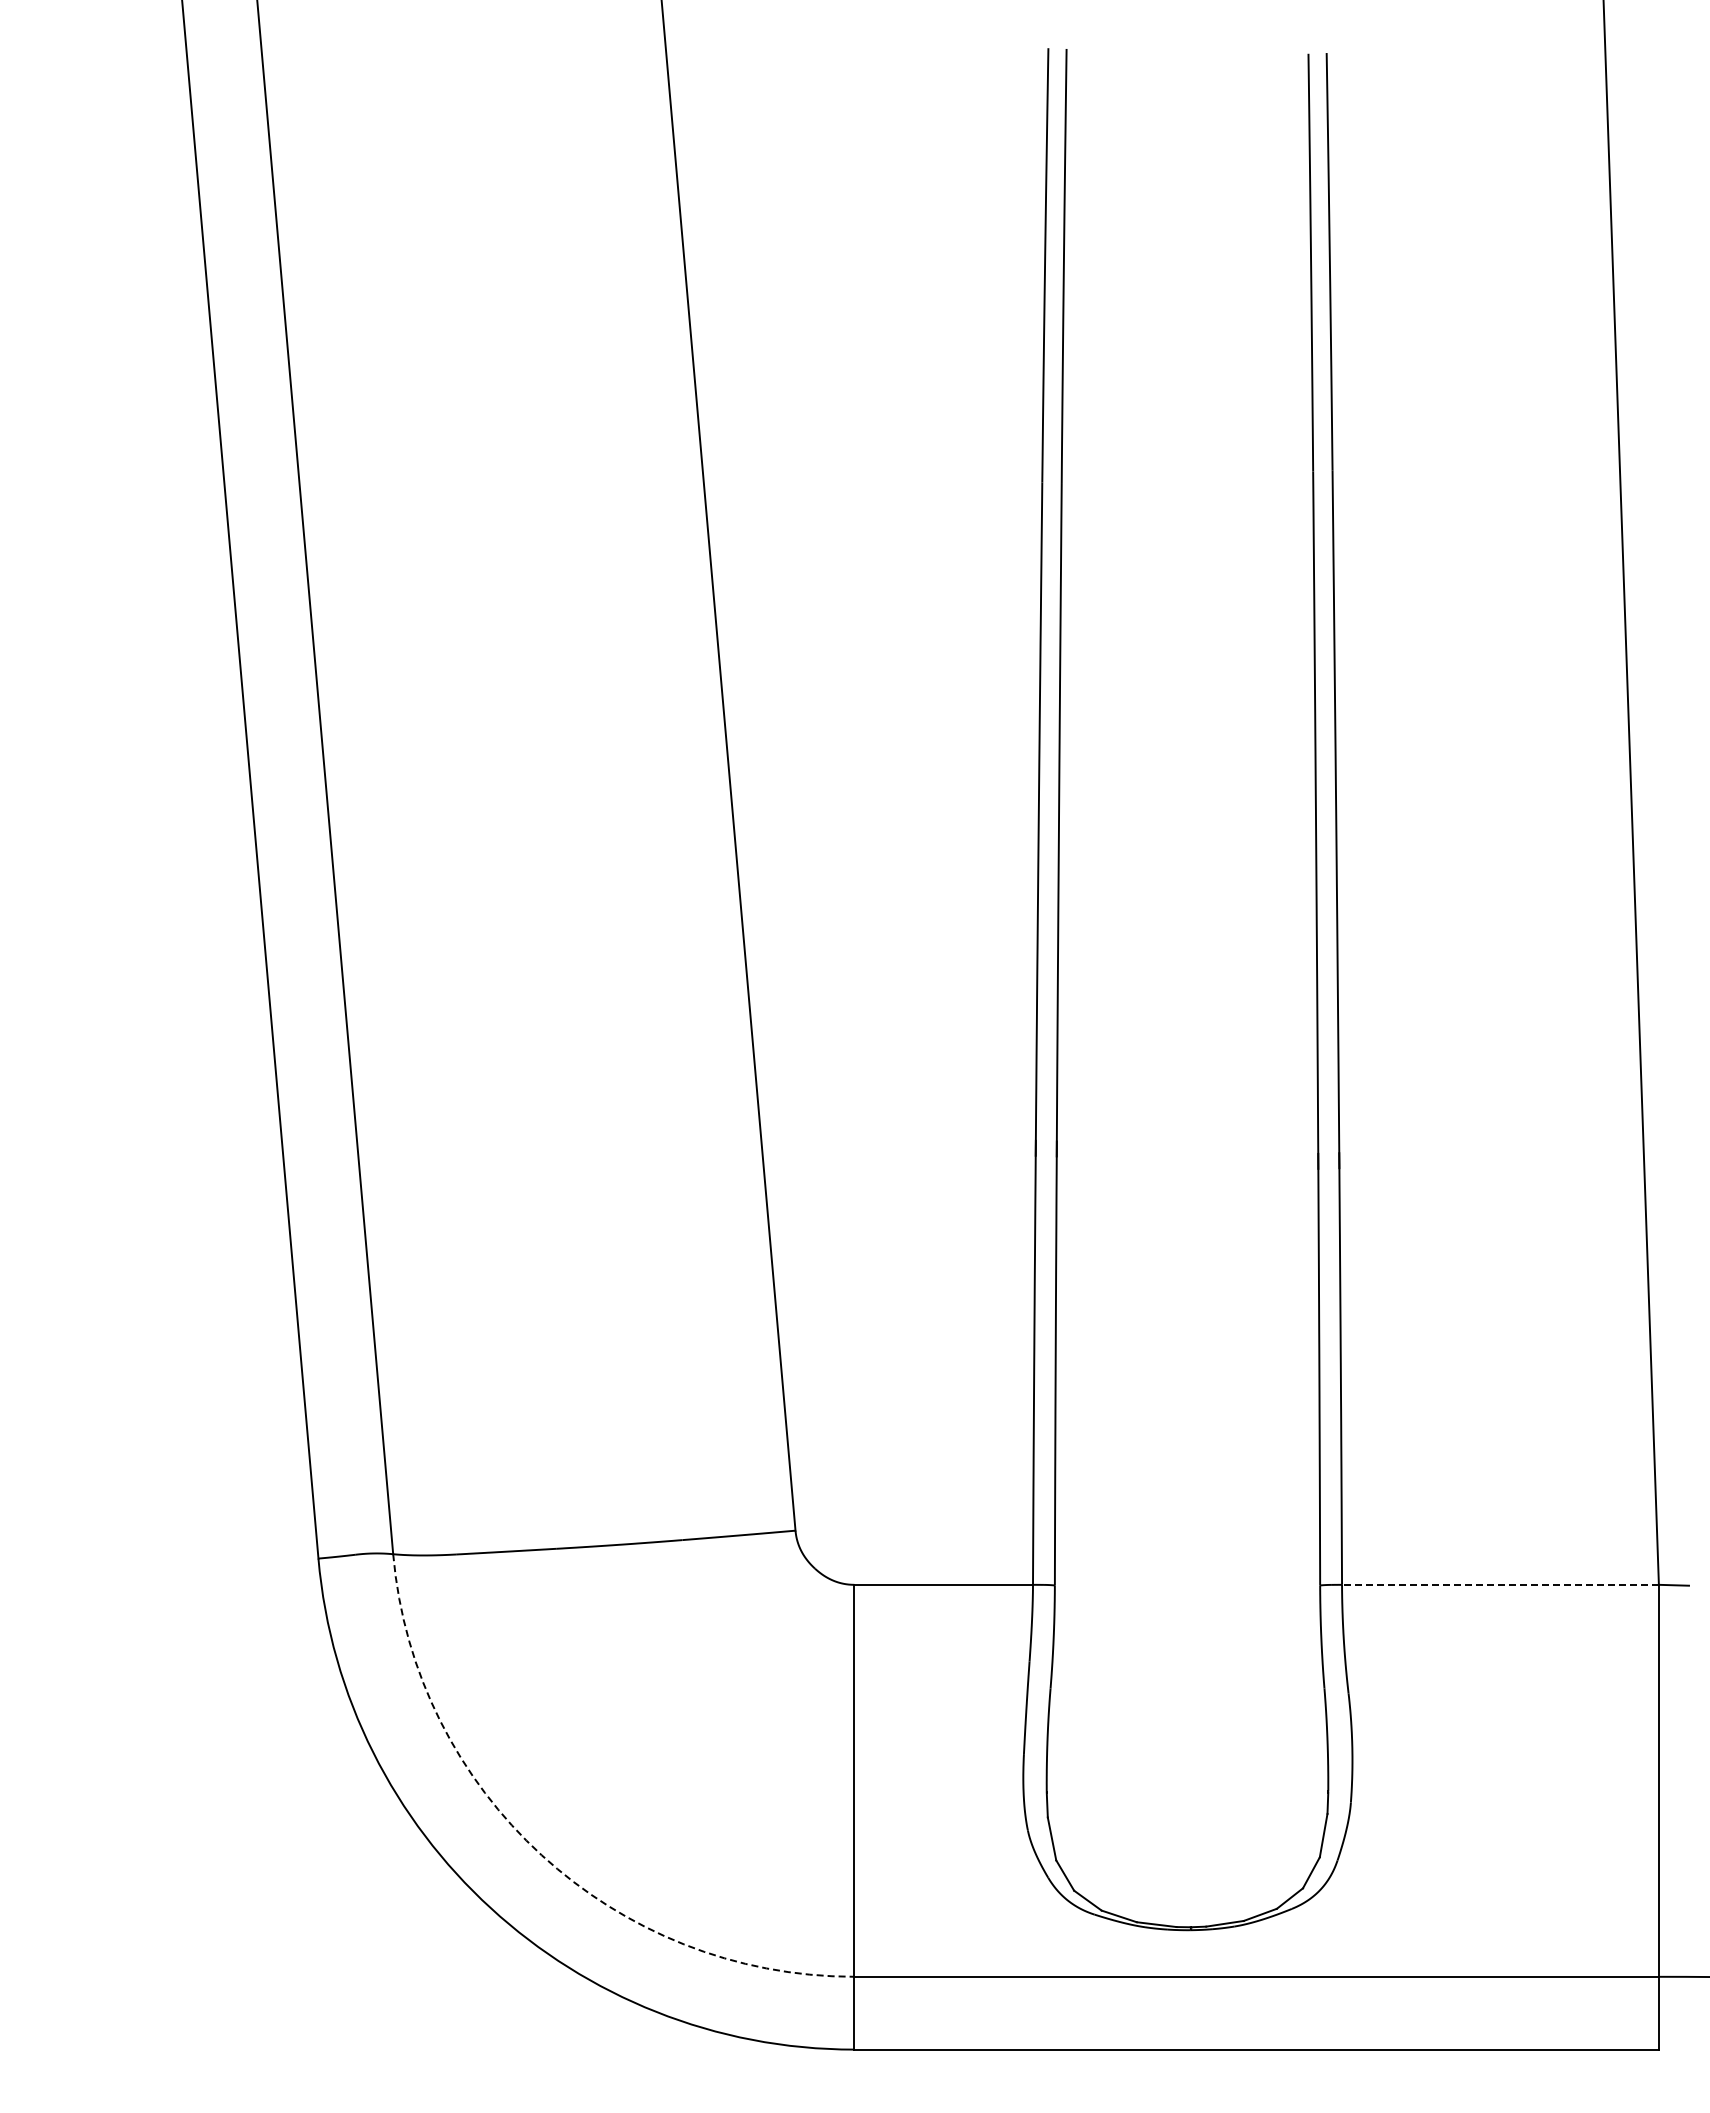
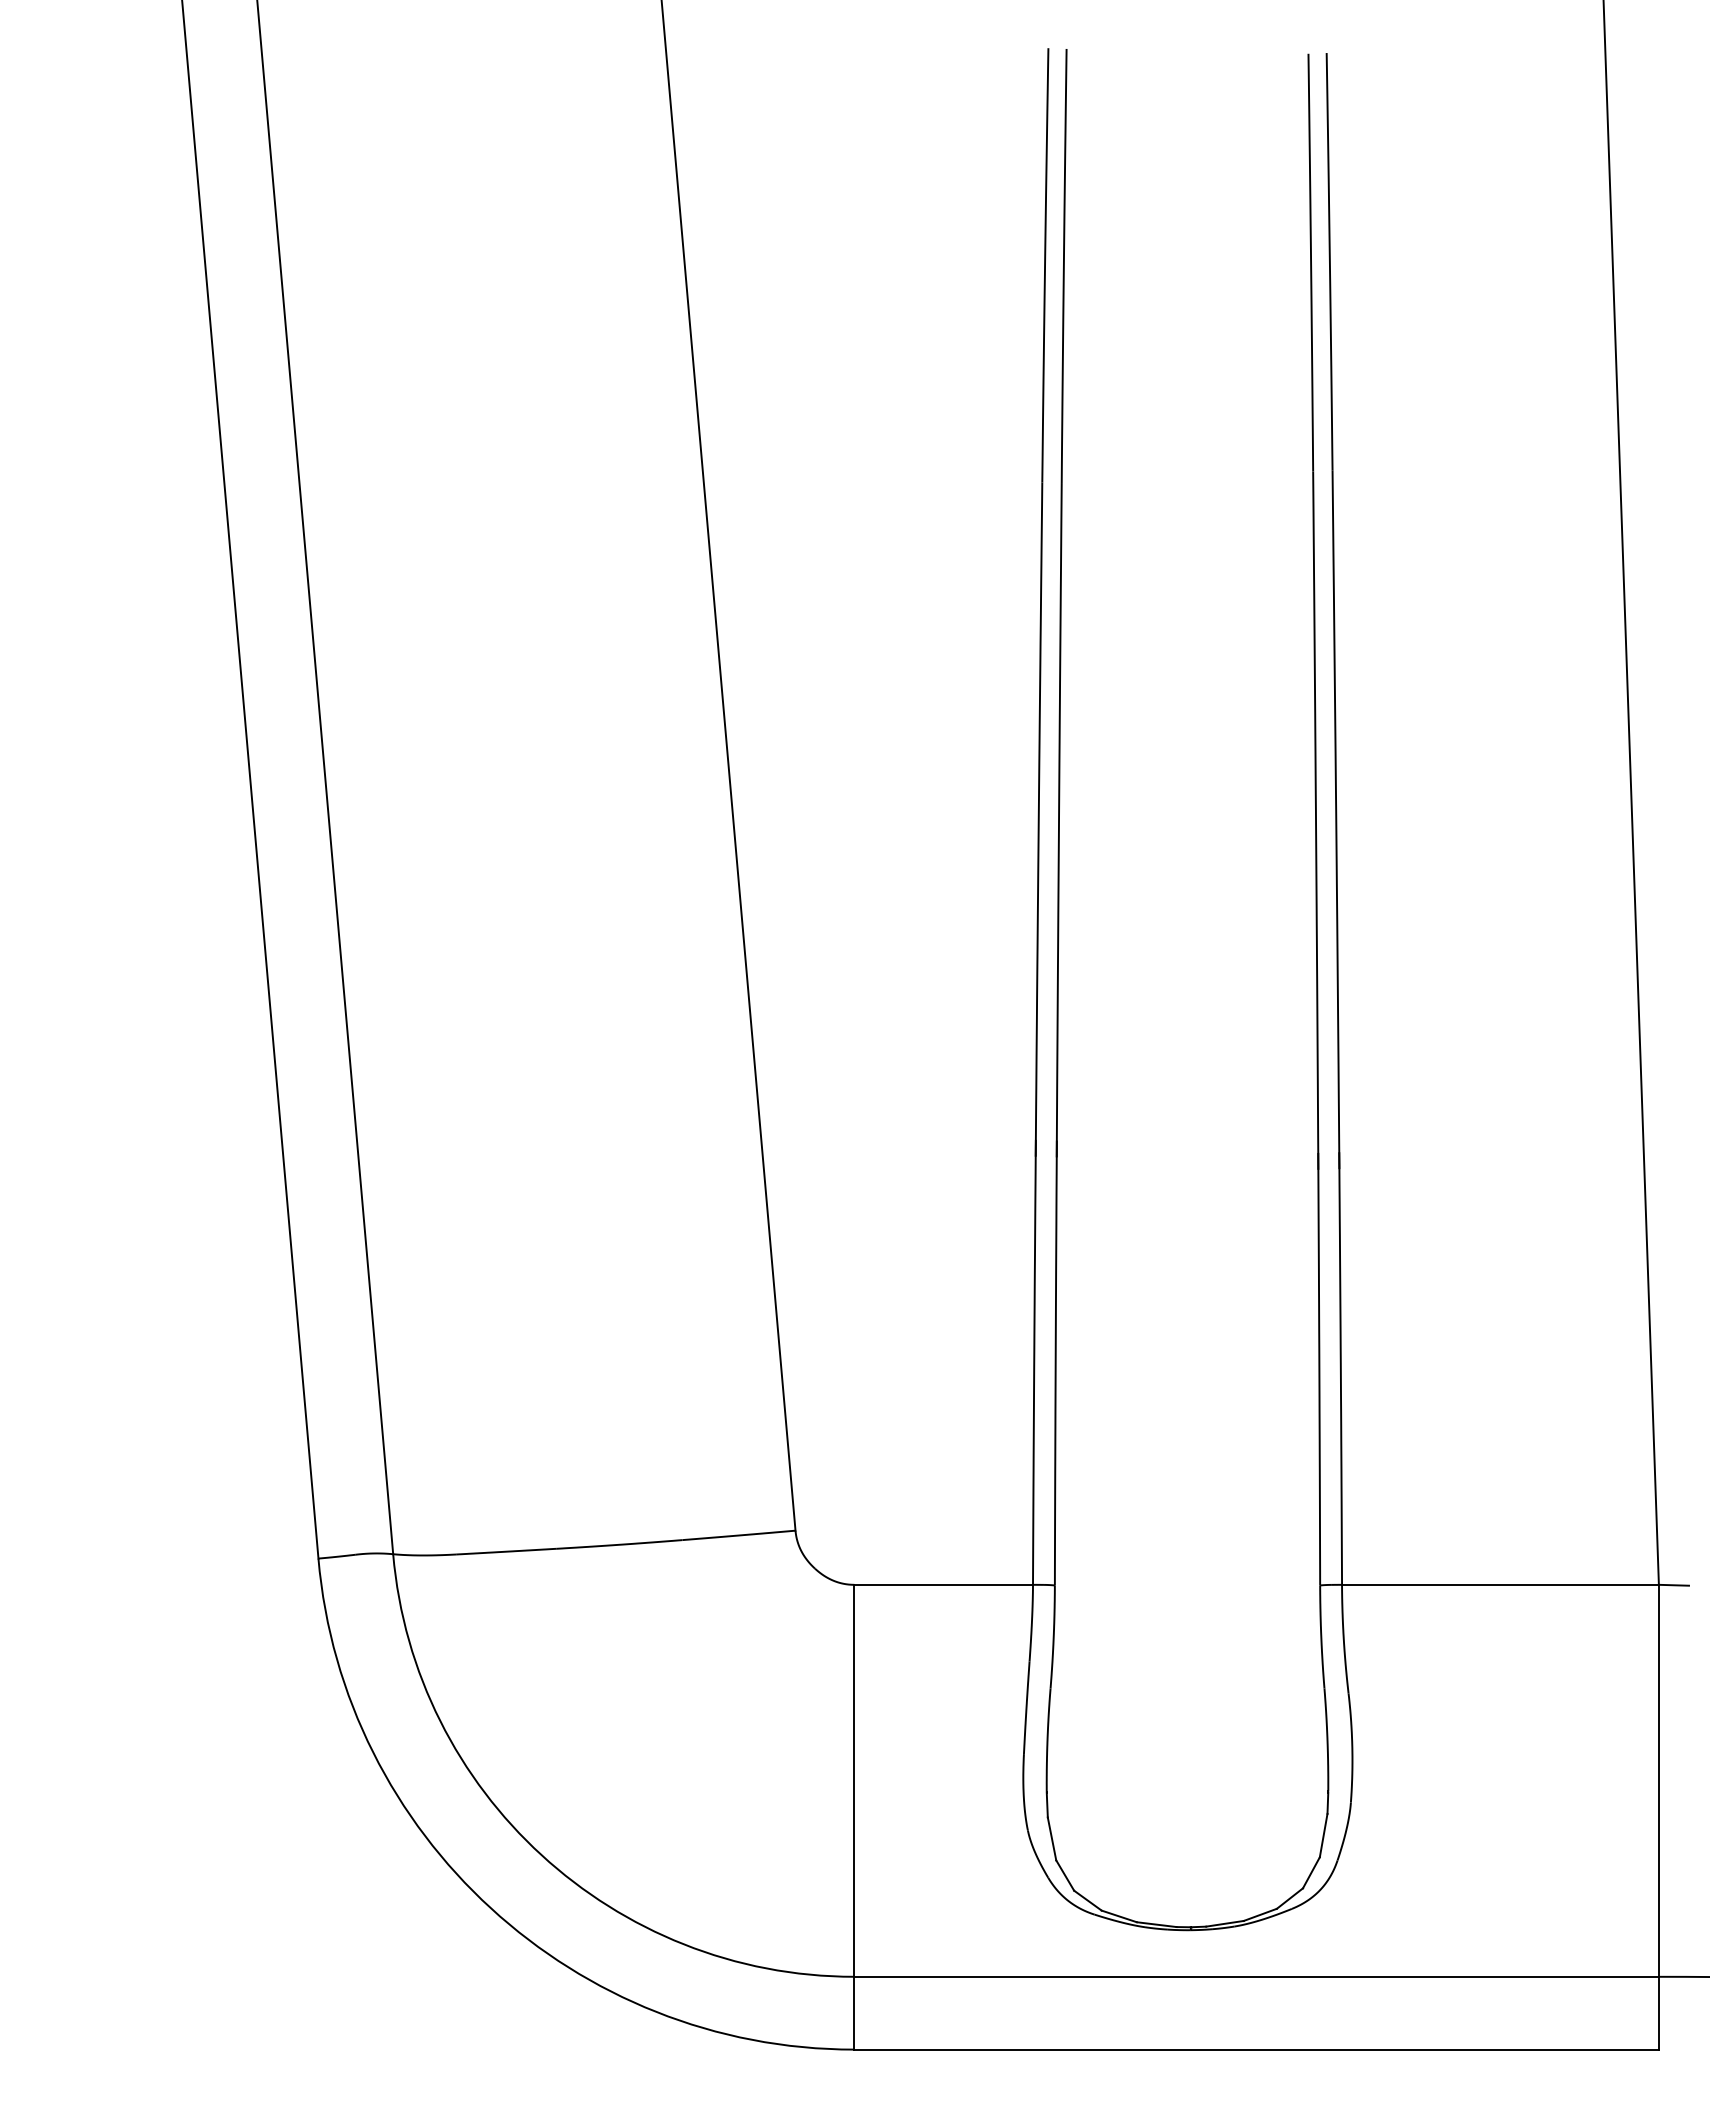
line: dashed -> solid (1499, 1584)
arc: dashed -> solid (541, 1855)
